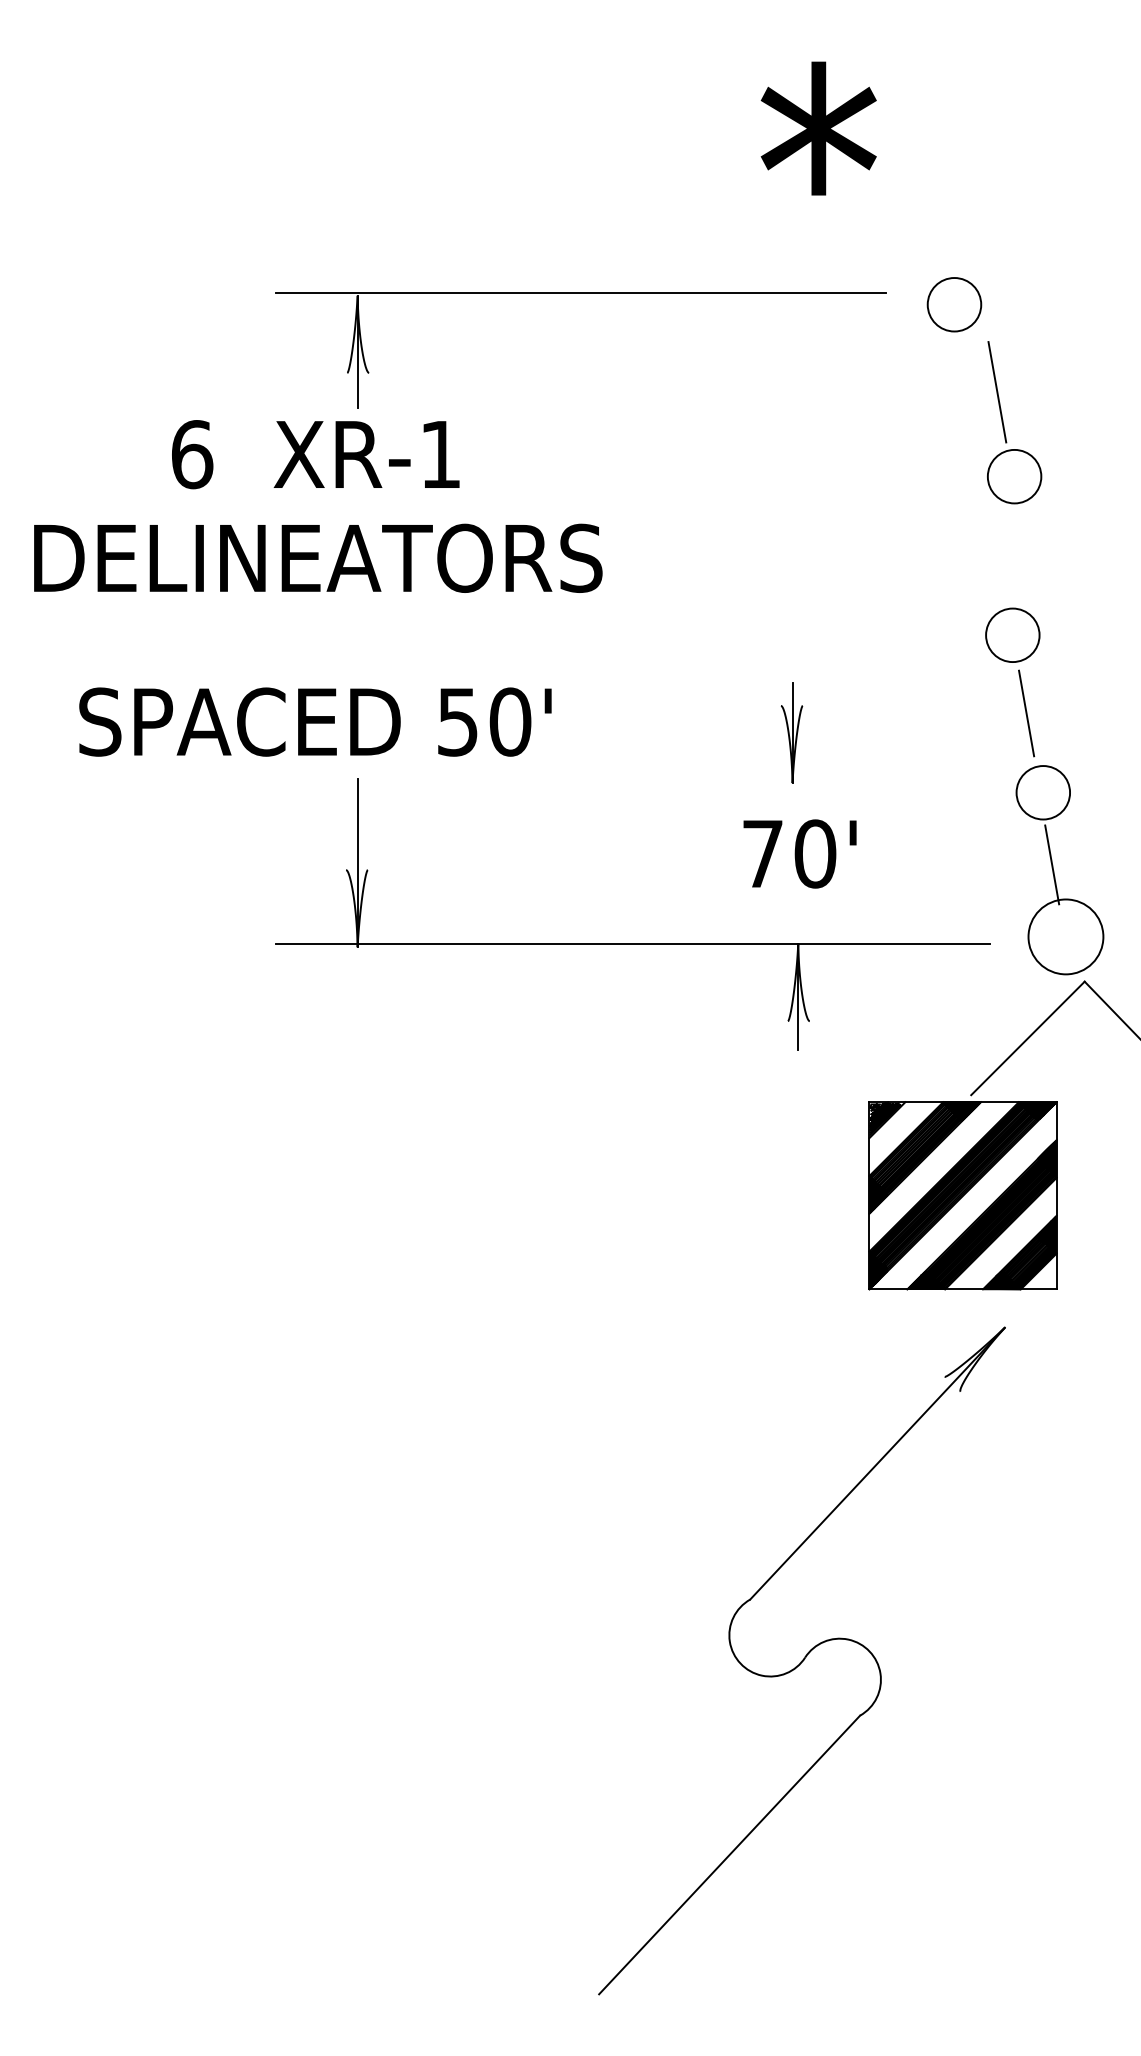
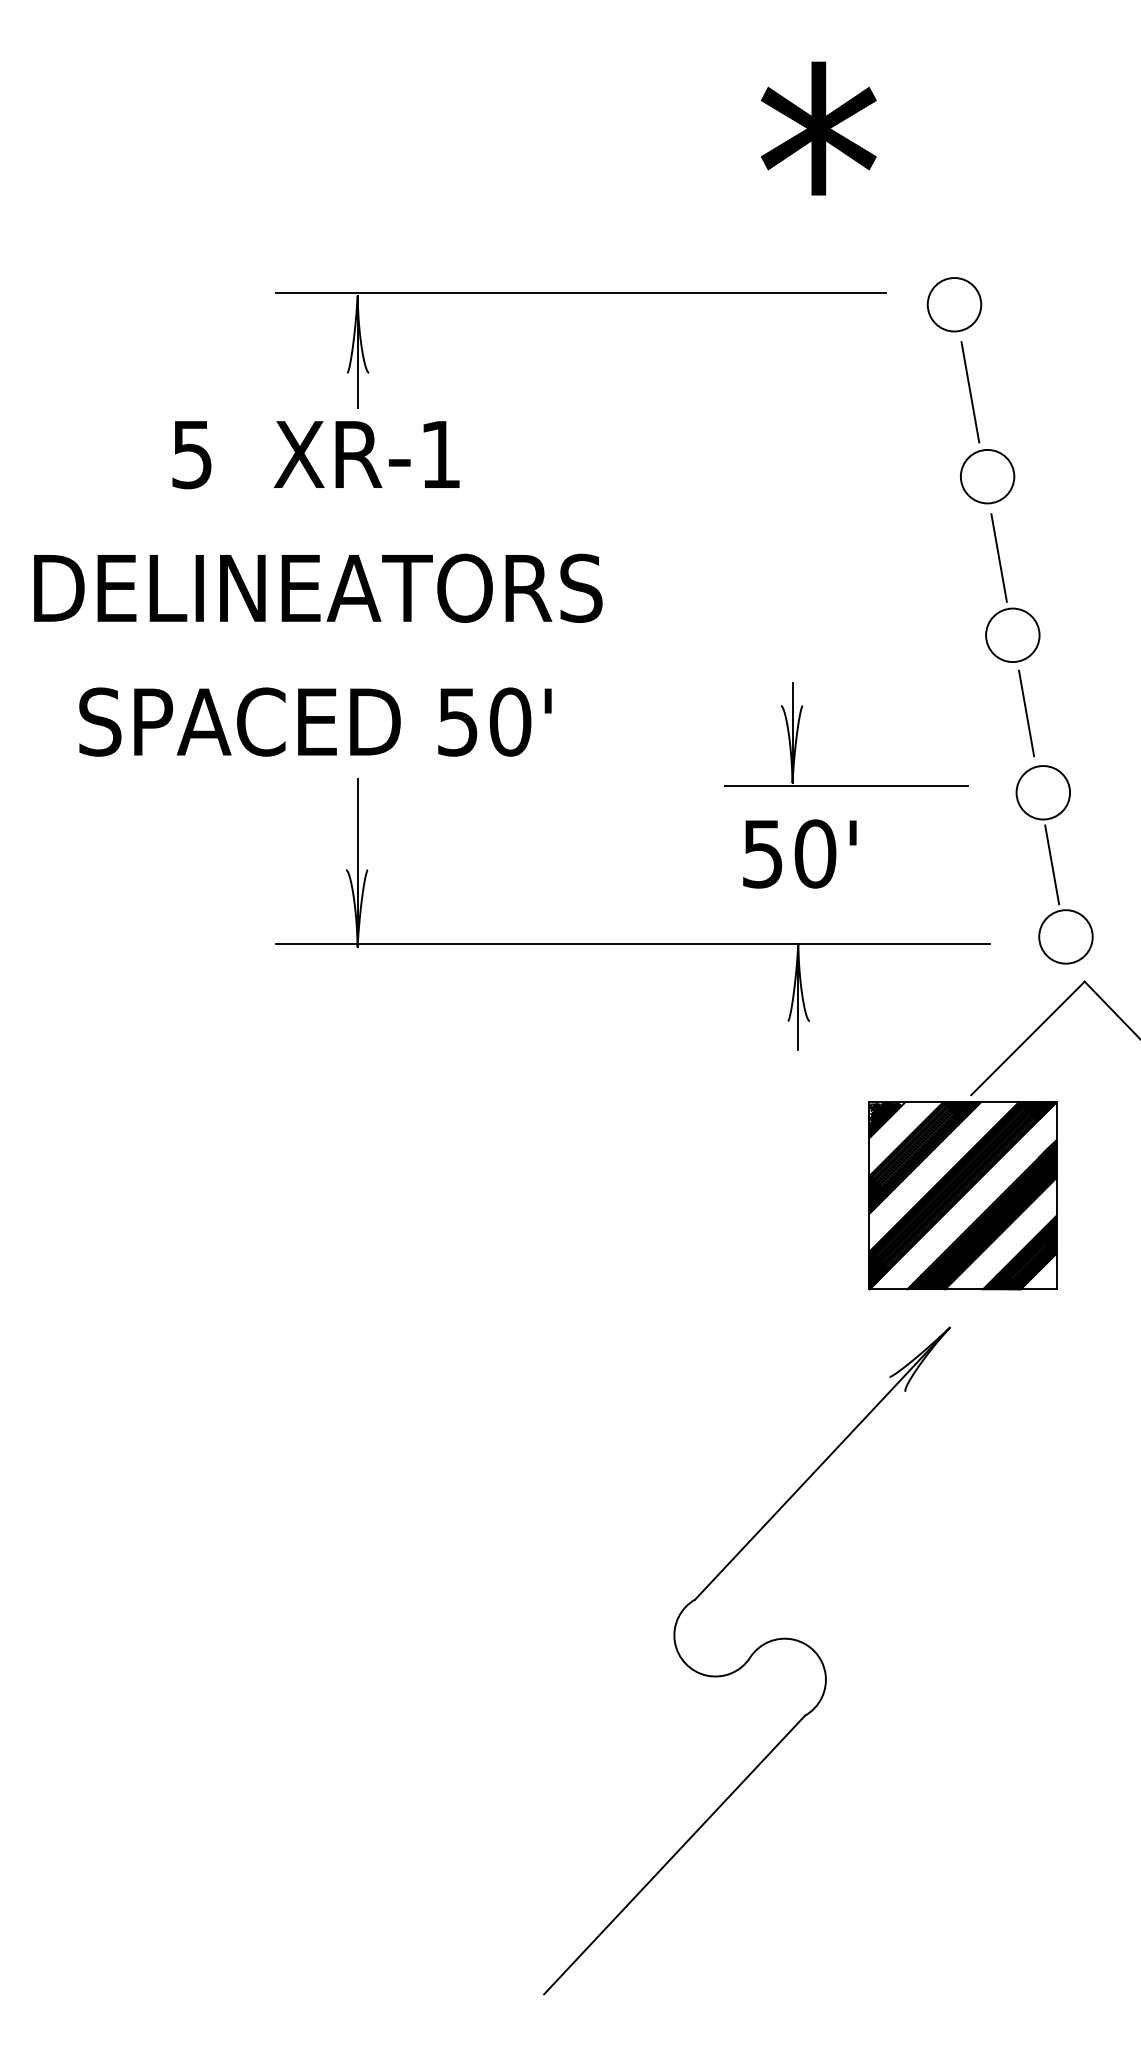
part position: (1004, 425) -> (977, 425) (977, 425)
text: 6 -> 5 (192, 454)
text position: (318, 557) -> (318, 587) (318, 587)
line: none -> present (998, 557)
line: none -> present (846, 785)
text: 70' -> 50' (762, 854)
circle diameter: 75 px -> 53 px (1065, 936)
part position: (801, 1660) -> (746, 1660) (746, 1660)
